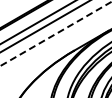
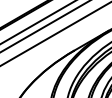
line: dashed -> solid (56, 33)
